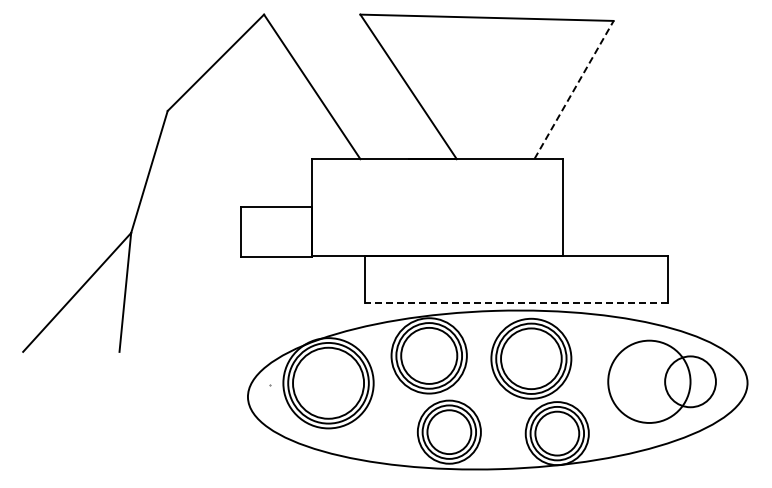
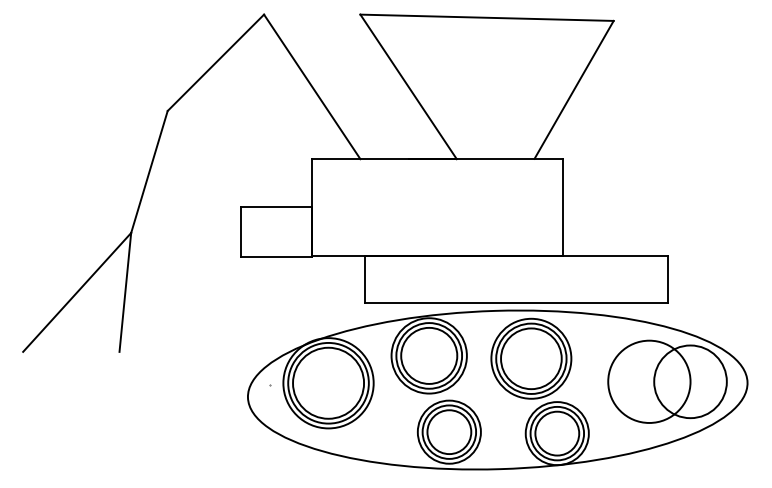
line: dashed -> solid (574, 89)
line: dashed -> solid (515, 302)
circle diameter: 51 px -> 73 px (690, 381)
